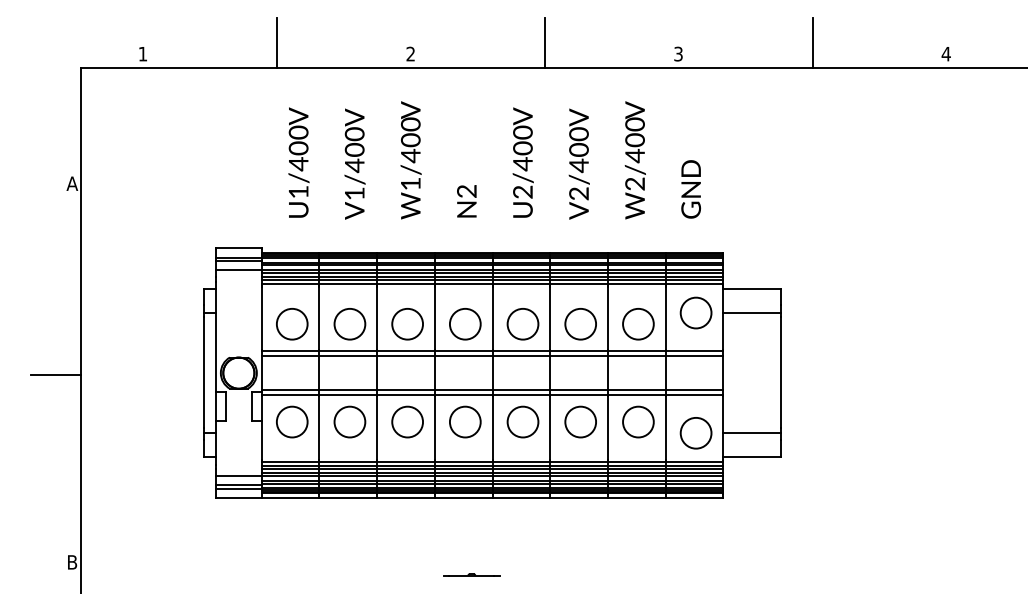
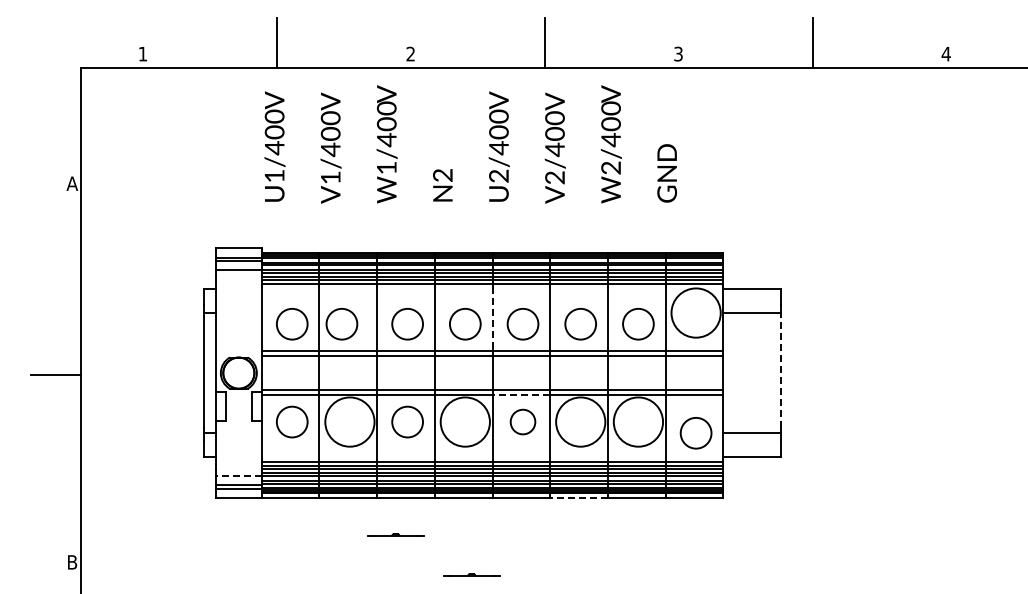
text position: (494, 160) -> (470, 144) (470, 144)
circle diameter: 31 px -> 49 px (695, 312)
line: solid -> dashed (492, 318)
circle position: (349, 324) -> (341, 324) (341, 324)
line: solid -> dashed (780, 372)
line: solid -> dashed (521, 395)
circle diameter: 31 px -> 49 px (349, 421)
circle diameter: 31 px -> 49 px (464, 421)
circle size: 34x34 px -> 28x28 px (522, 421)
circle diameter: 31 px -> 49 px (580, 421)
circle diameter: 31 px -> 49 px (638, 421)
line: solid -> dashed (238, 476)
line: solid -> dashed (579, 498)
part: none -> present (395, 534)
